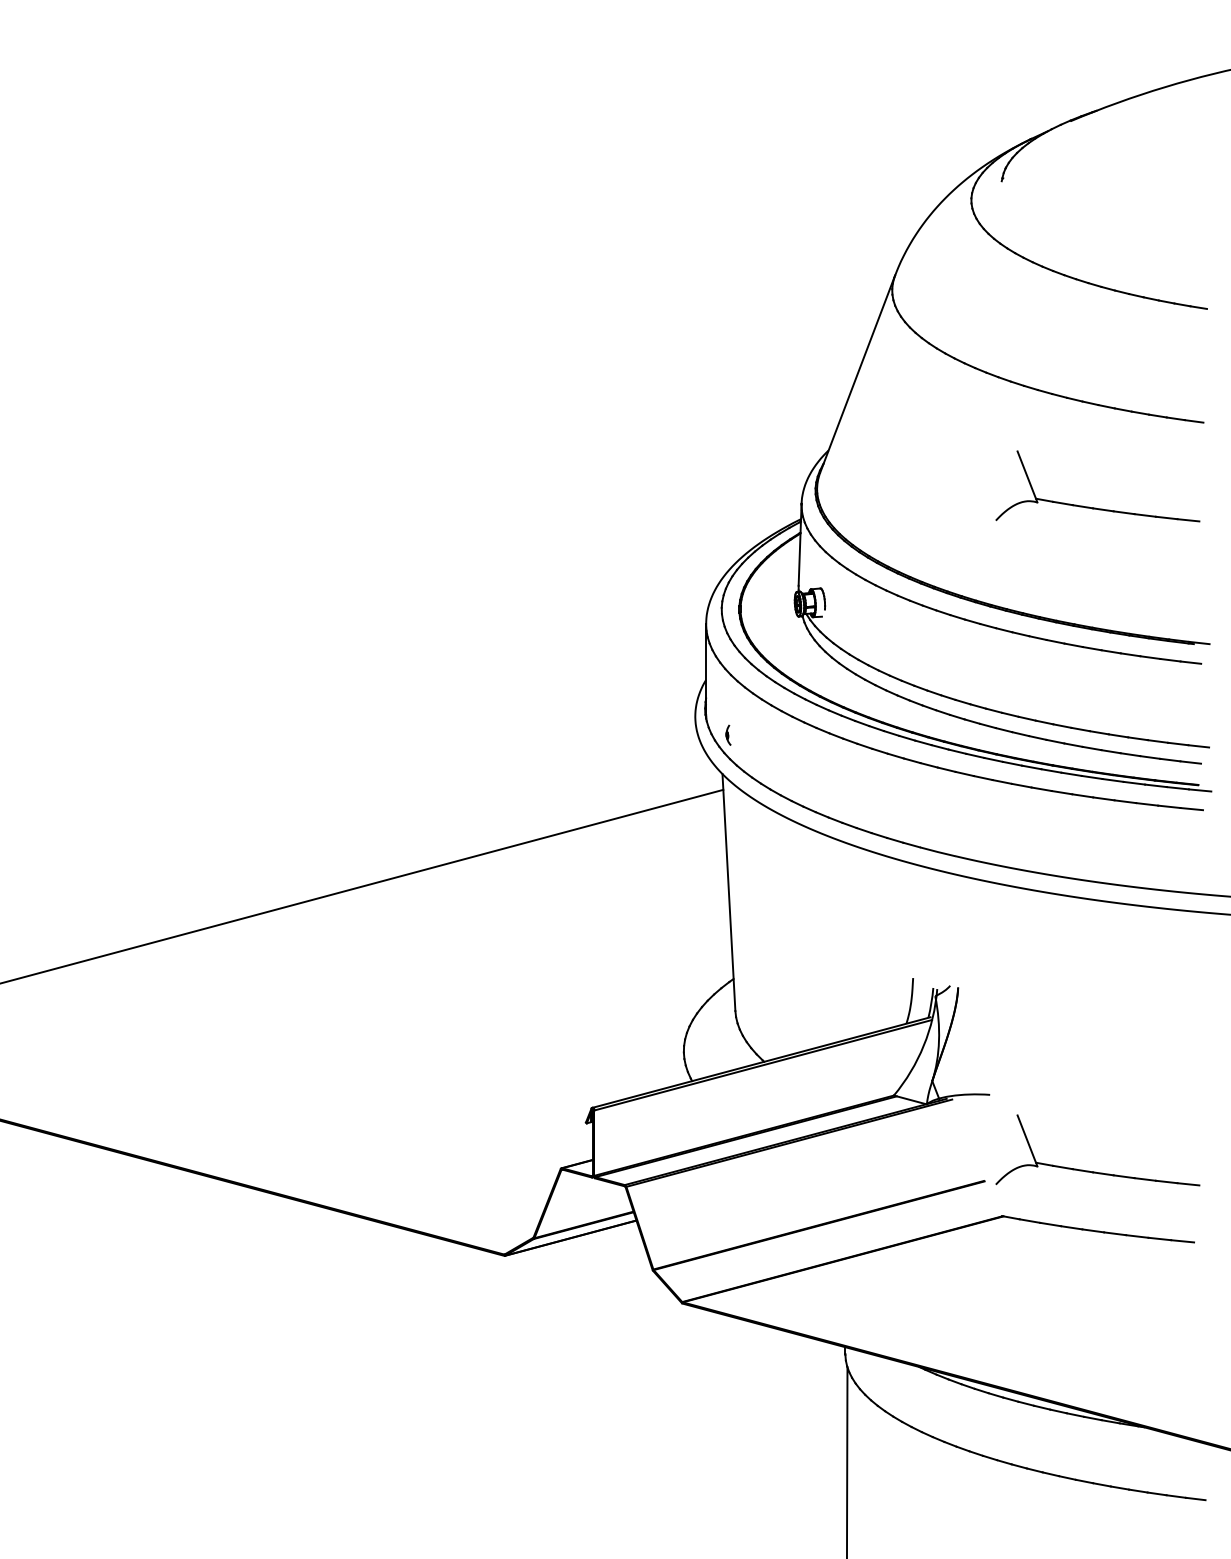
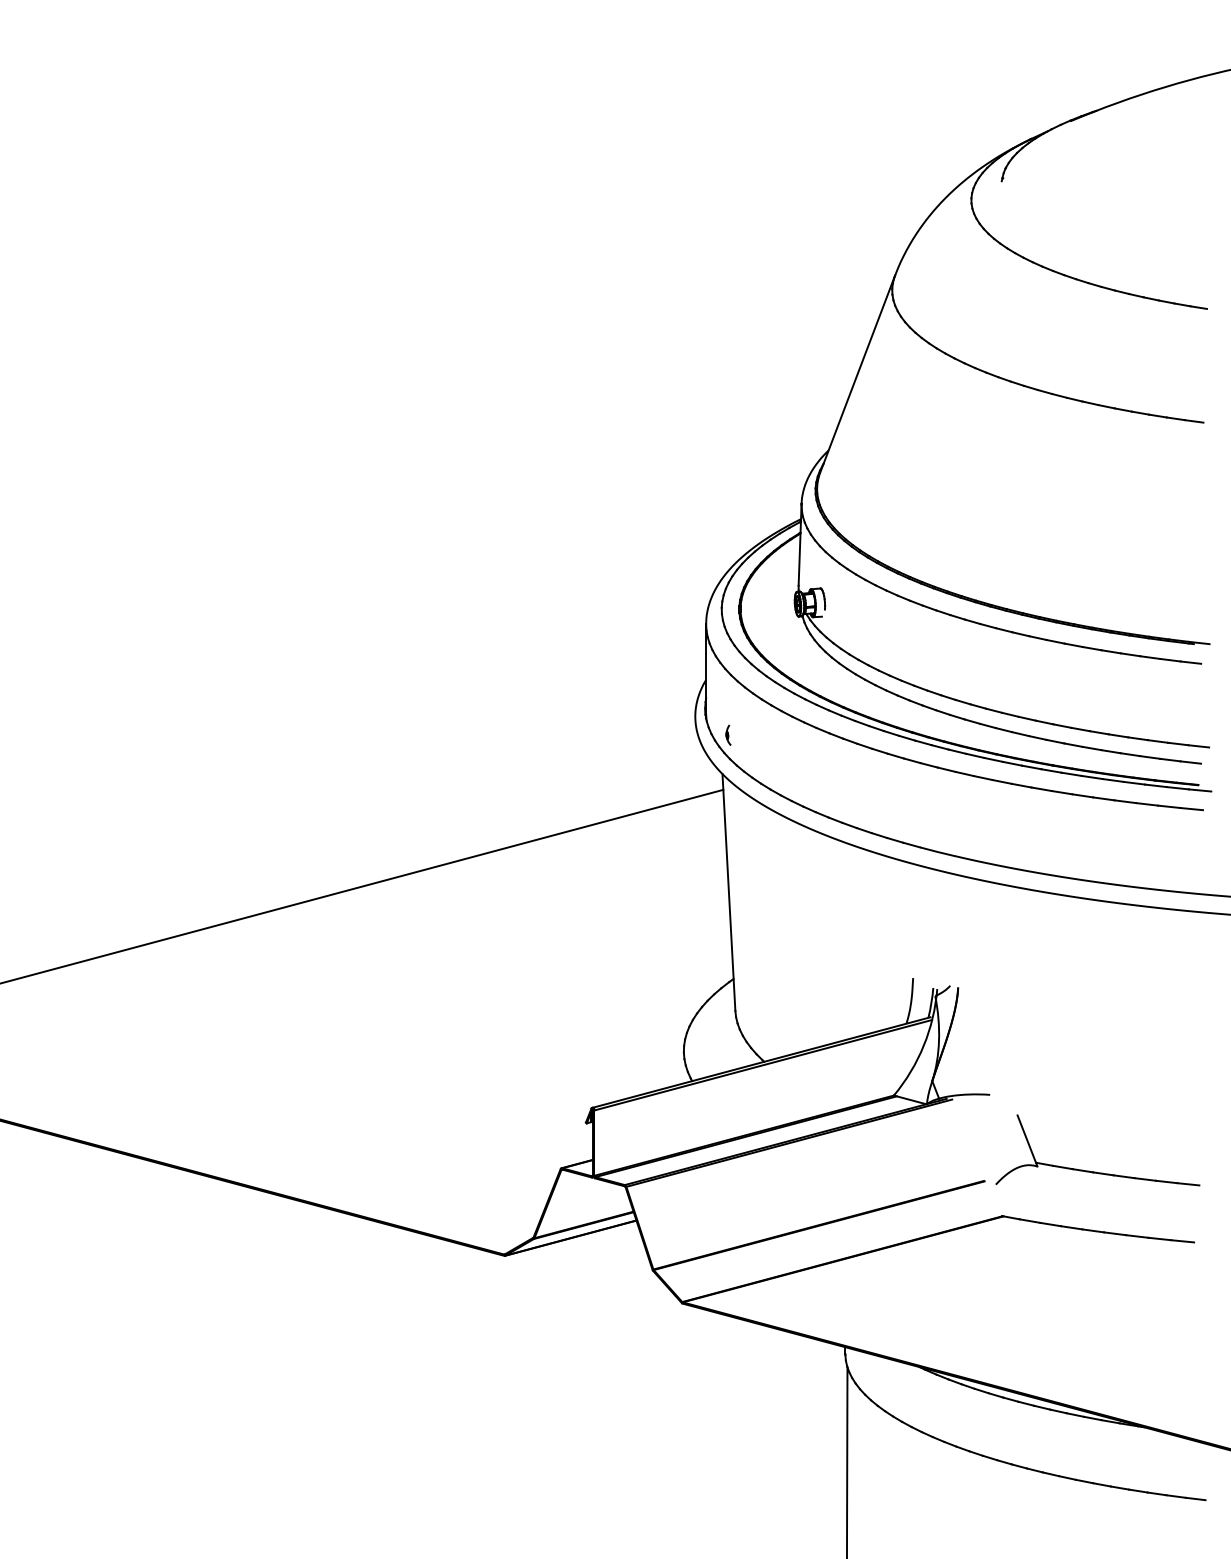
part: present -> none (1095, 507)
